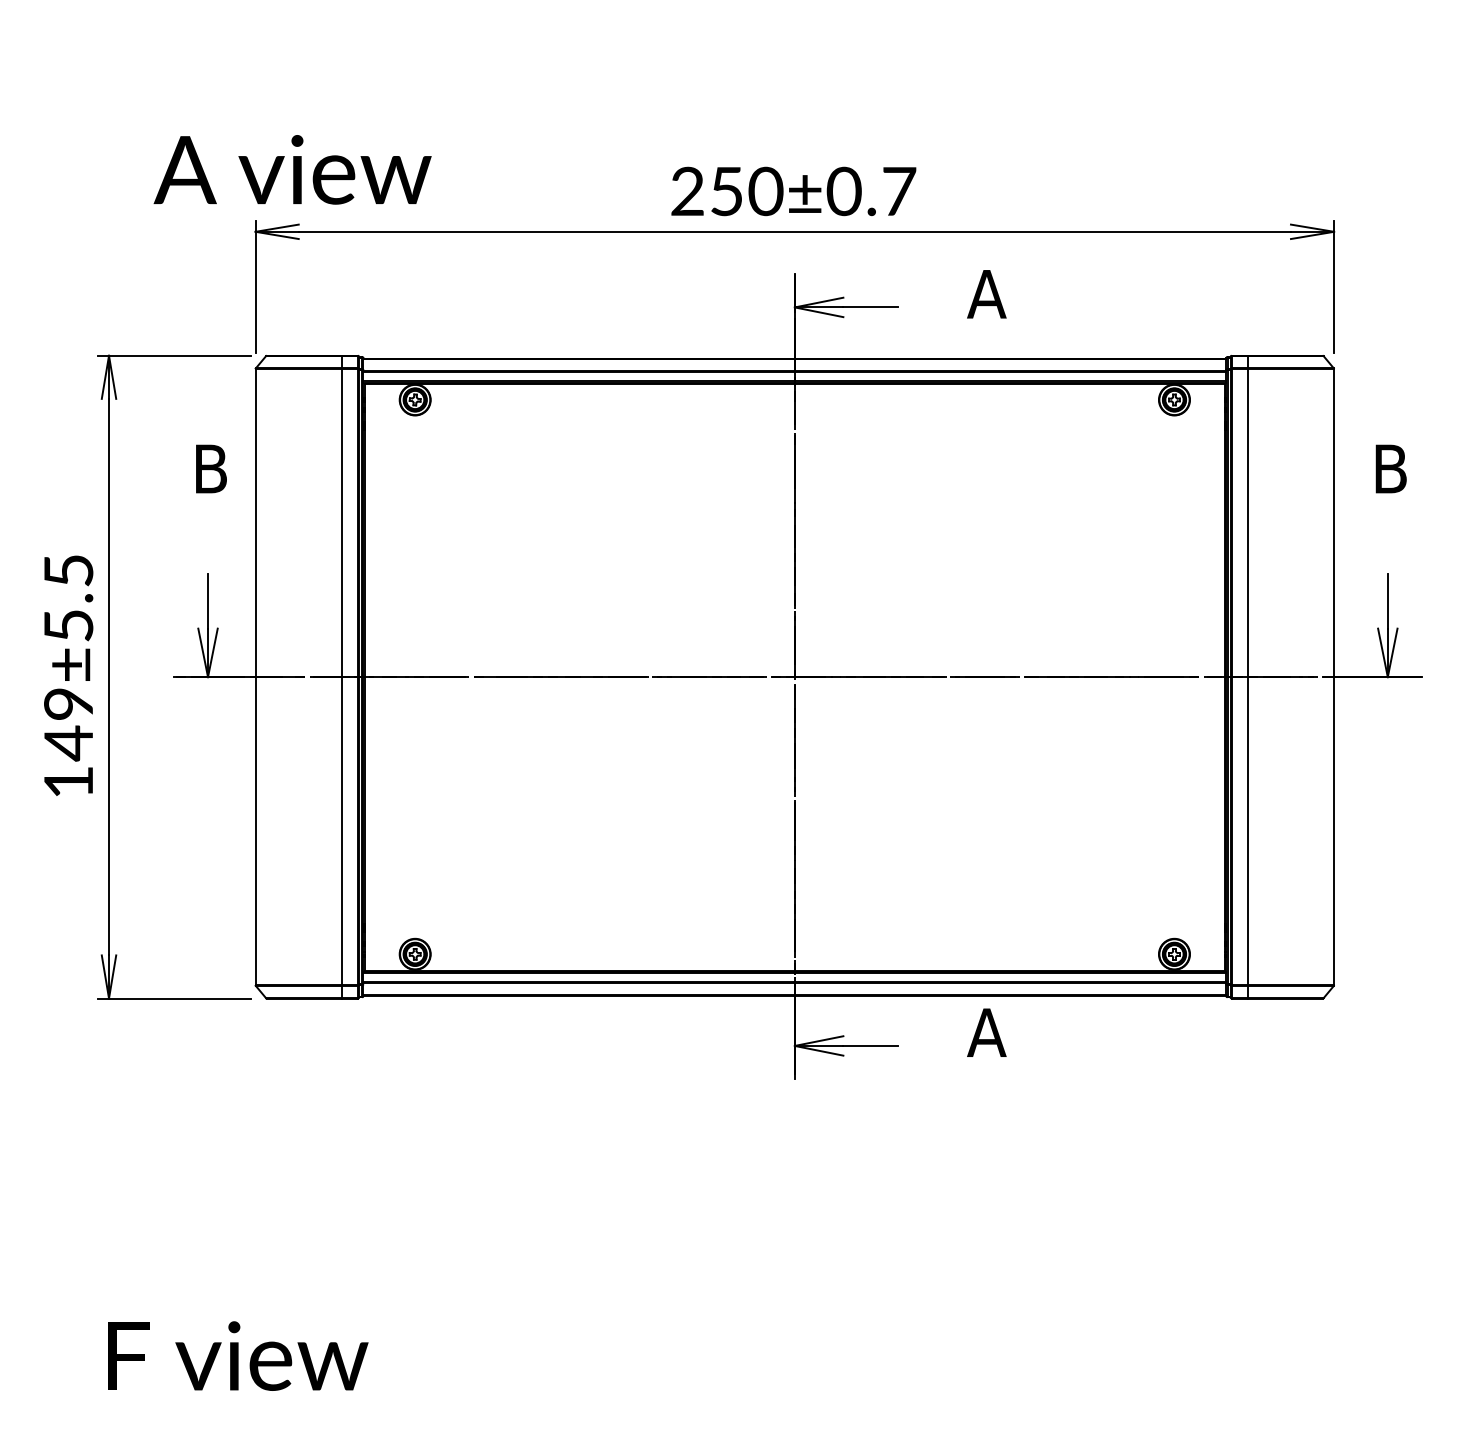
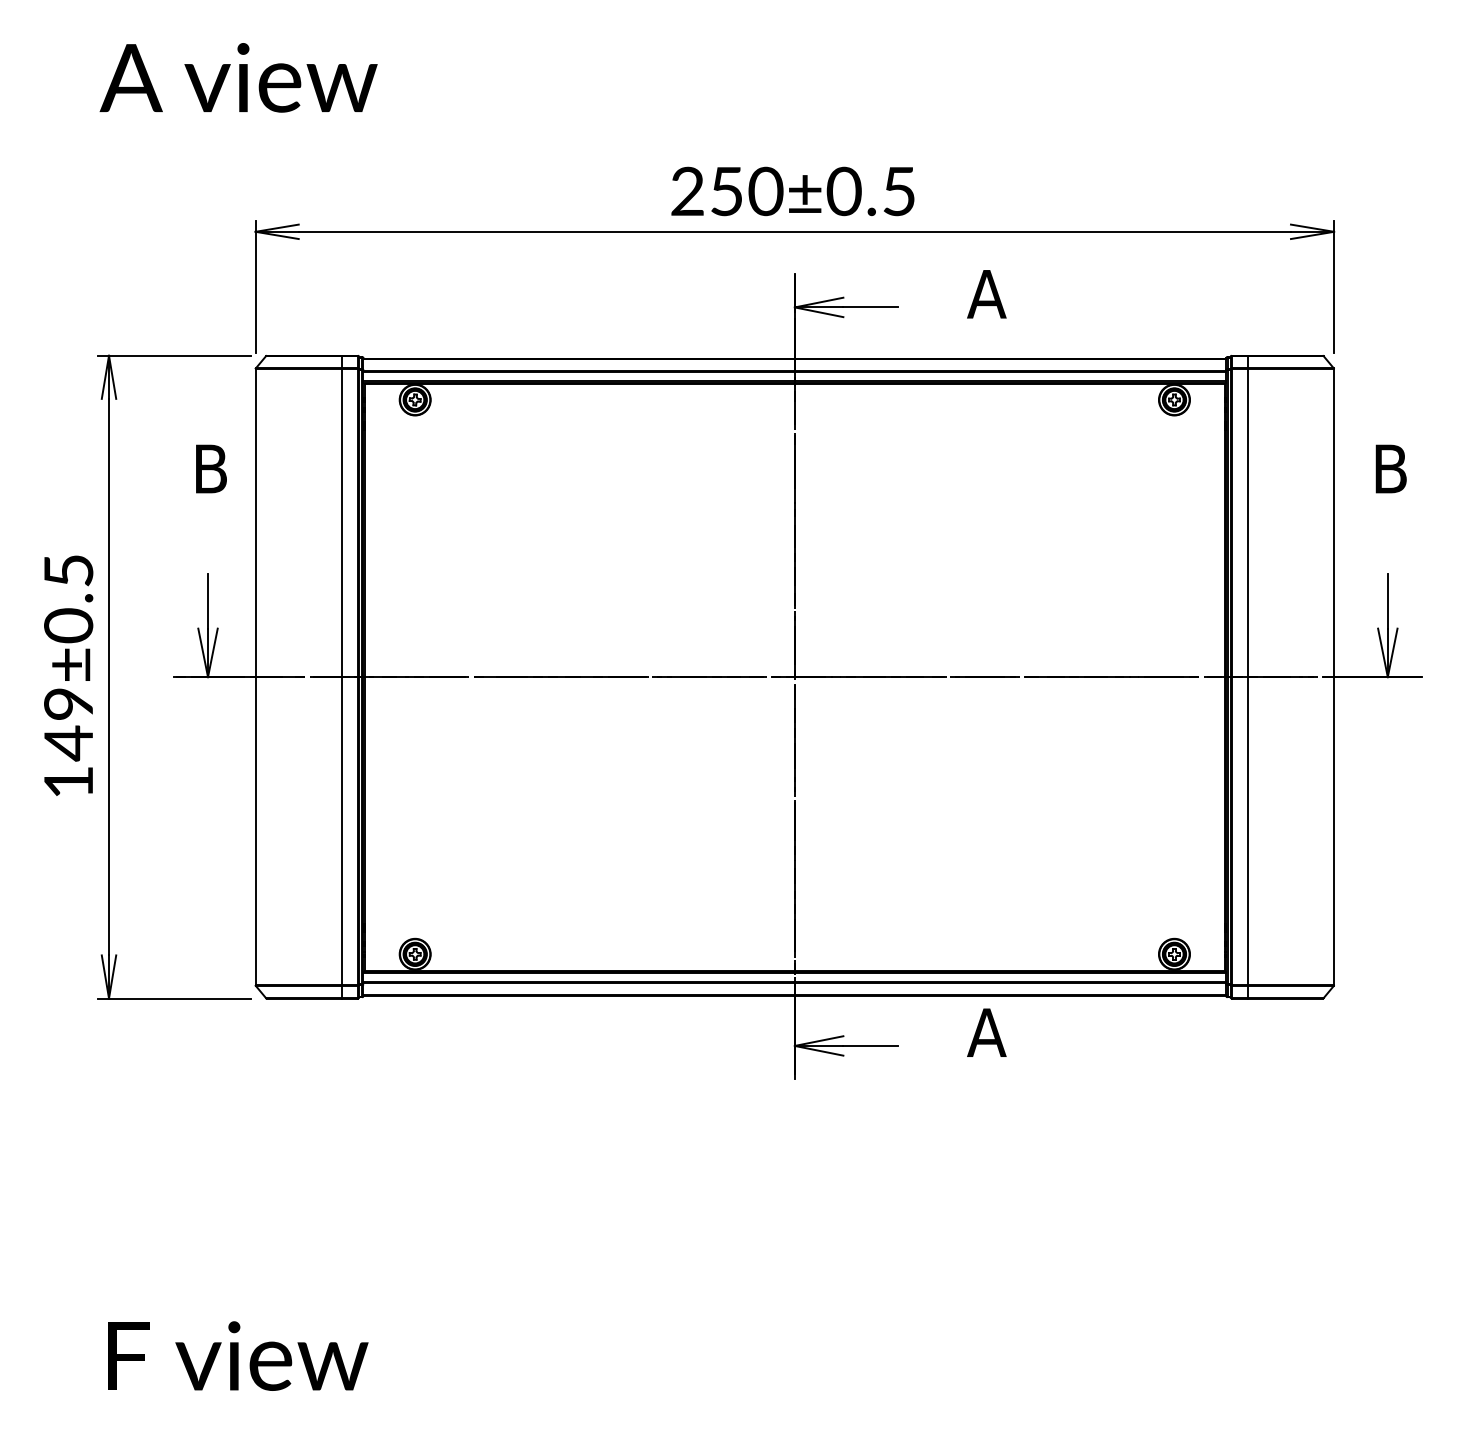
text position: (292, 169) -> (238, 77) (238, 77)
text: 250±0.7 -> 250±0.5 (899, 191)
text: 149±5.5 -> 149±0.5 (68, 625)
